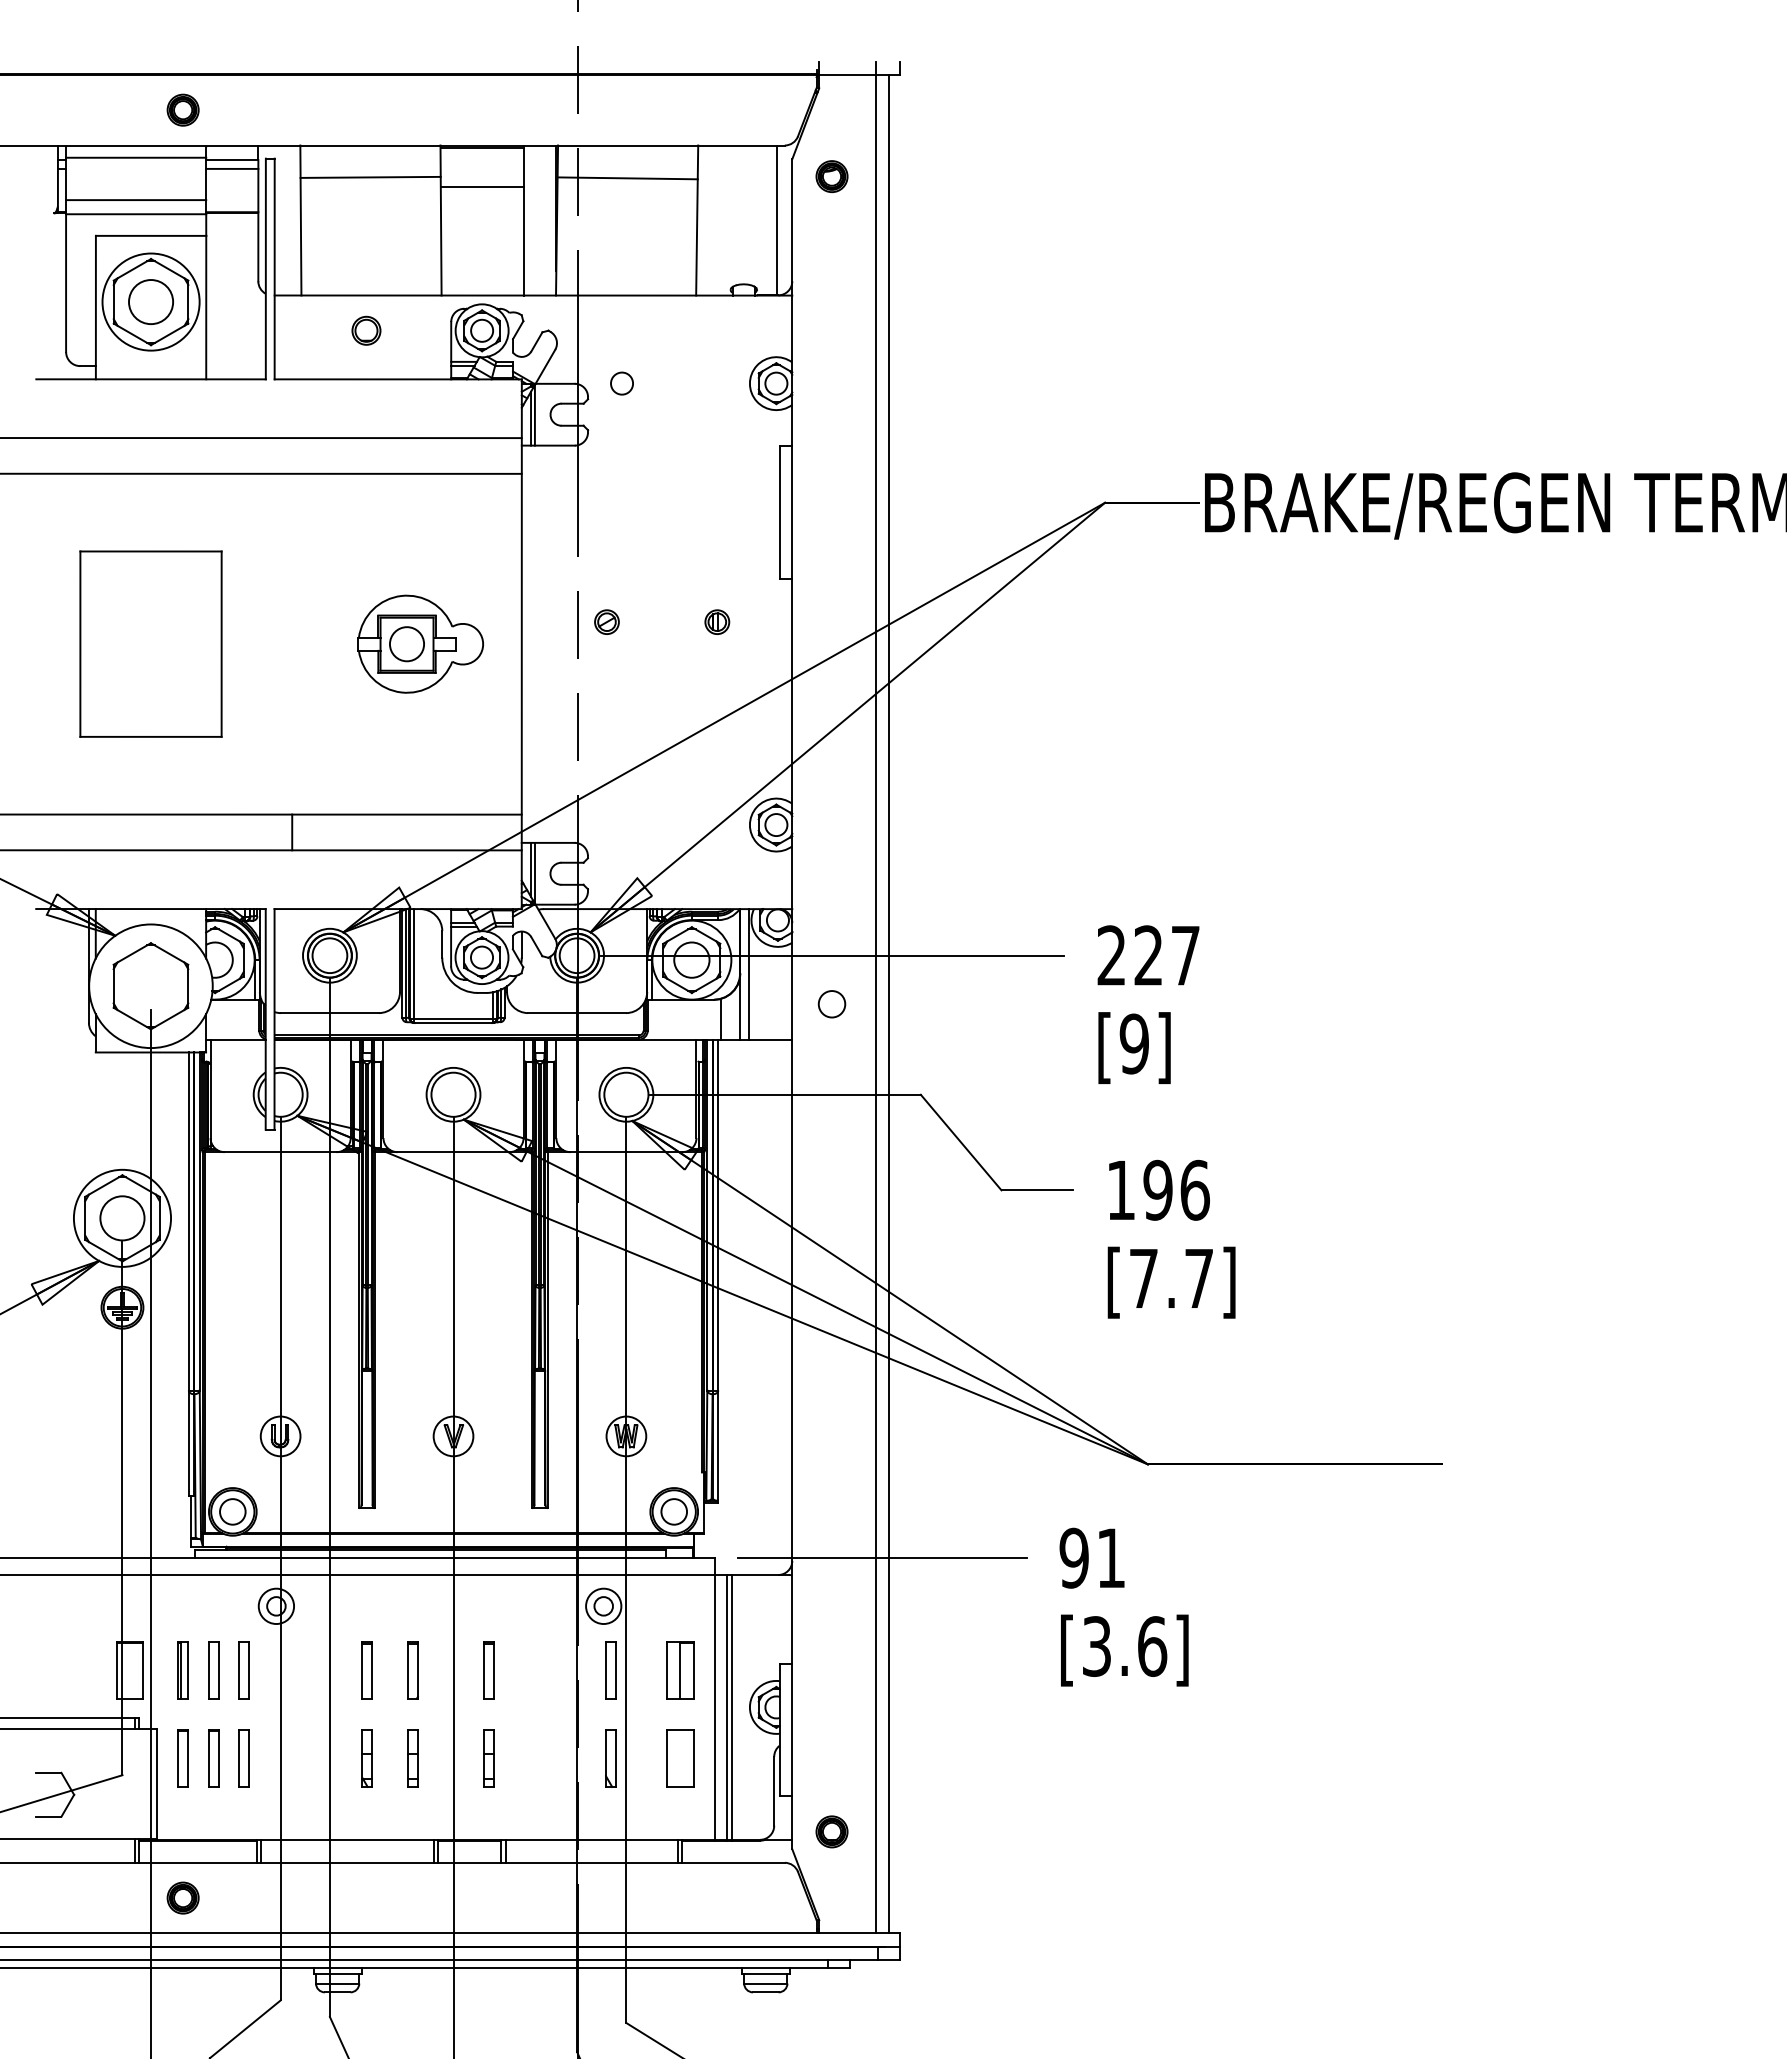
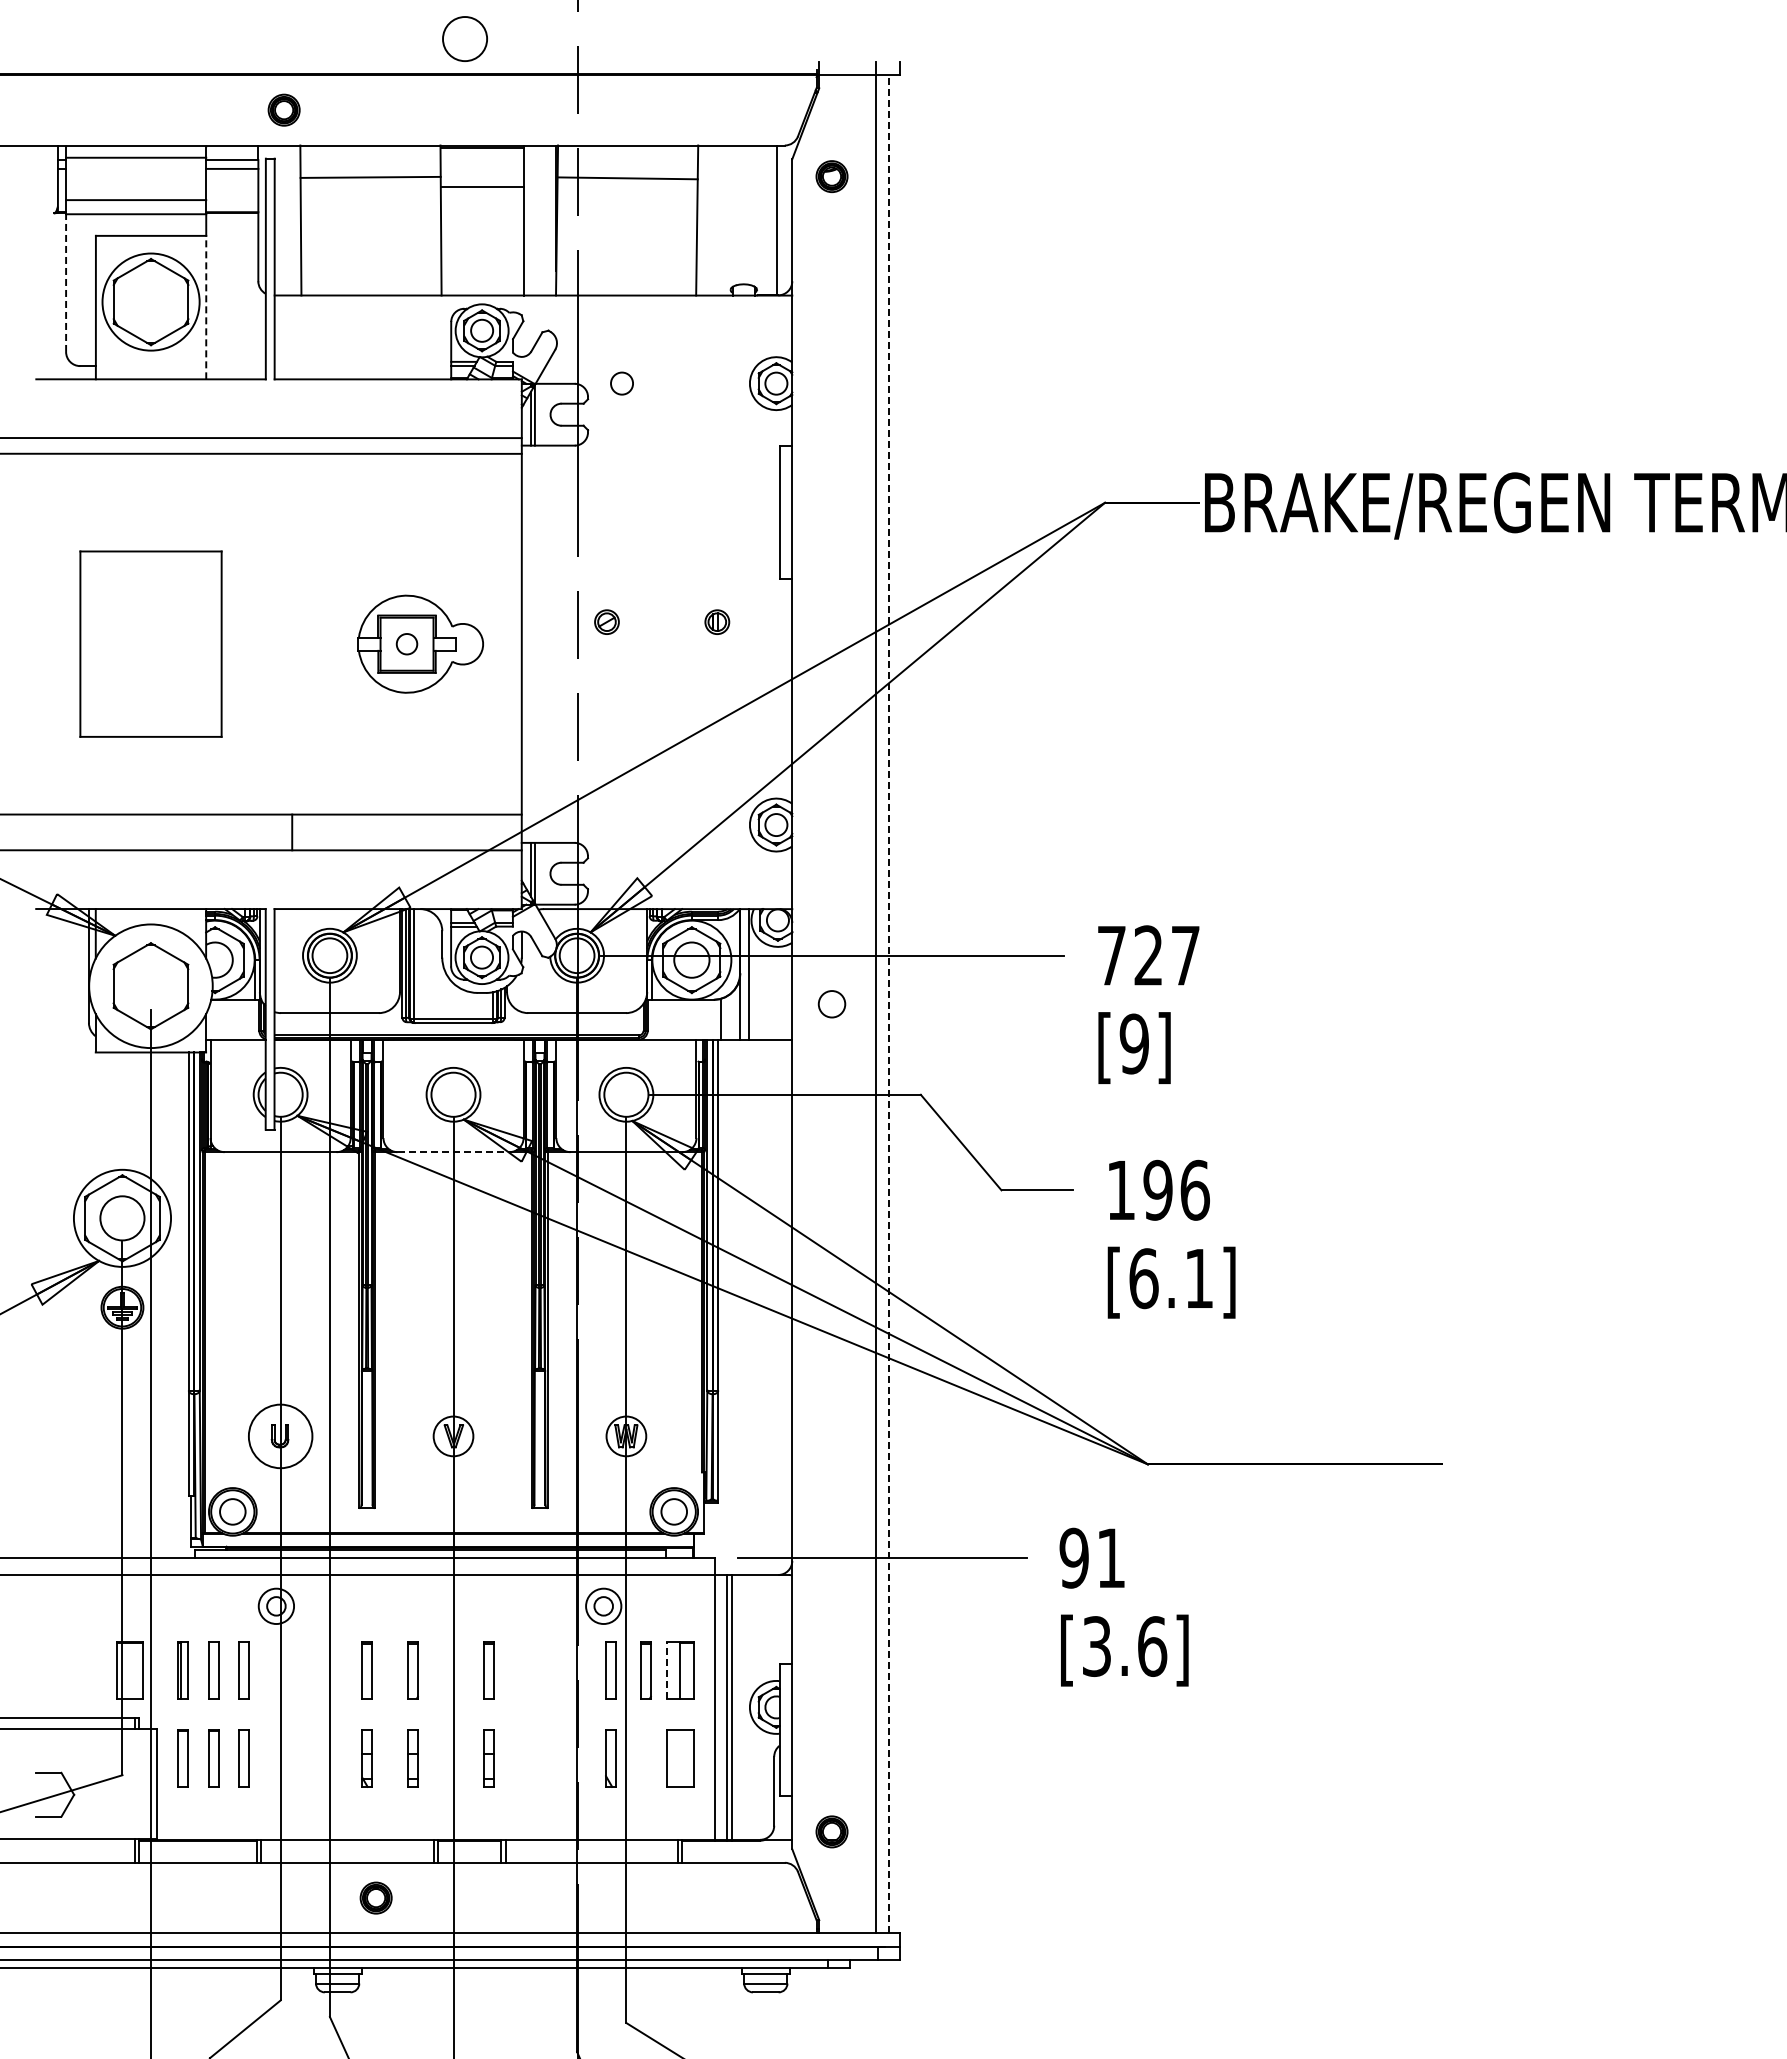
part position: (182, 109) -> (283, 109) (283, 109)
line: solid -> dashed (66, 283)
circle position: (150, 301) -> (464, 38) (464, 38)
line: solid -> dashed (206, 307)
part: present -> none (366, 330)
line position: (261, 473) -> (261, 453) (261, 453)
circle diameter: 34 px -> 20 px (406, 643)
text: 227 -> 727 (1111, 955)
line: solid -> dashed (888, 1004)
line: solid -> dashed (453, 1152)
text: [7.7] -> [6.1] (1170, 1278)
circle diameter: 40 px -> 64 px (280, 1436)
line: solid -> dashed (667, 1669)
part: none -> present (645, 1670)
part position: (182, 1897) -> (375, 1897) (375, 1897)
